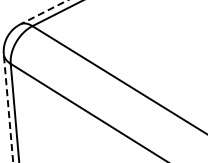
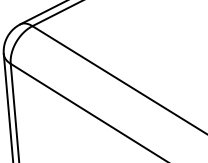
line: dashed -> solid (43, 12)
line: dashed -> solid (8, 107)
